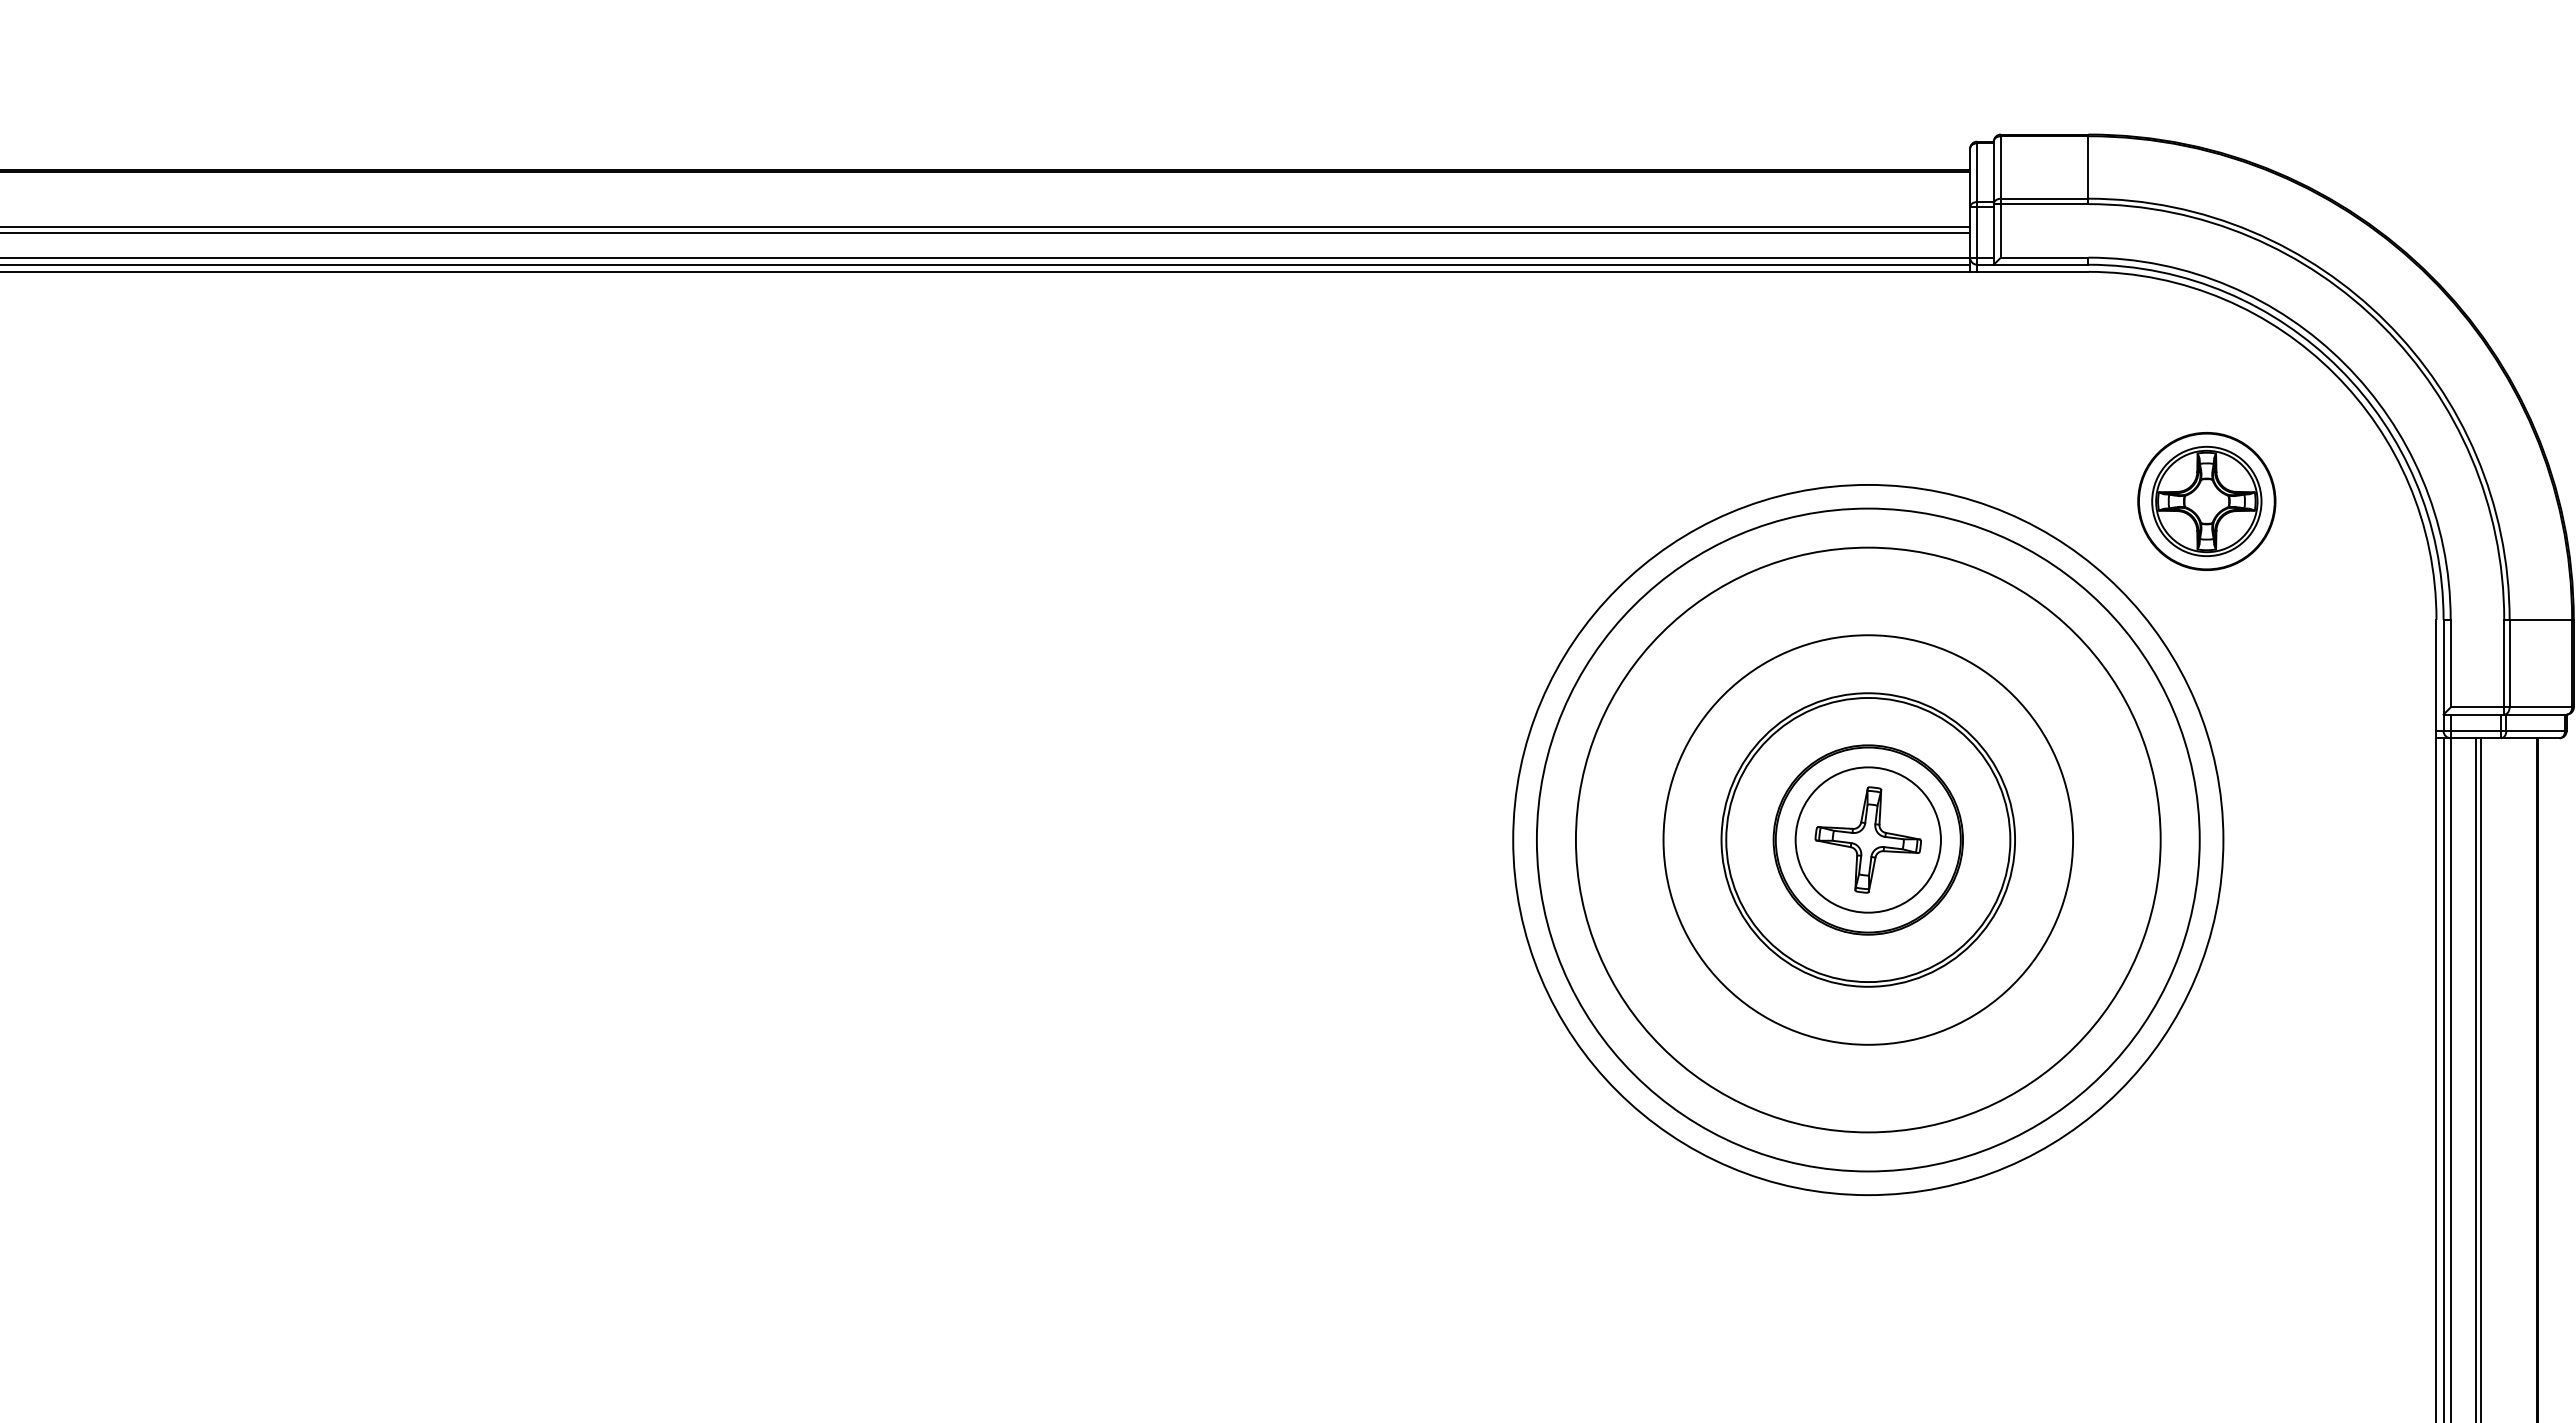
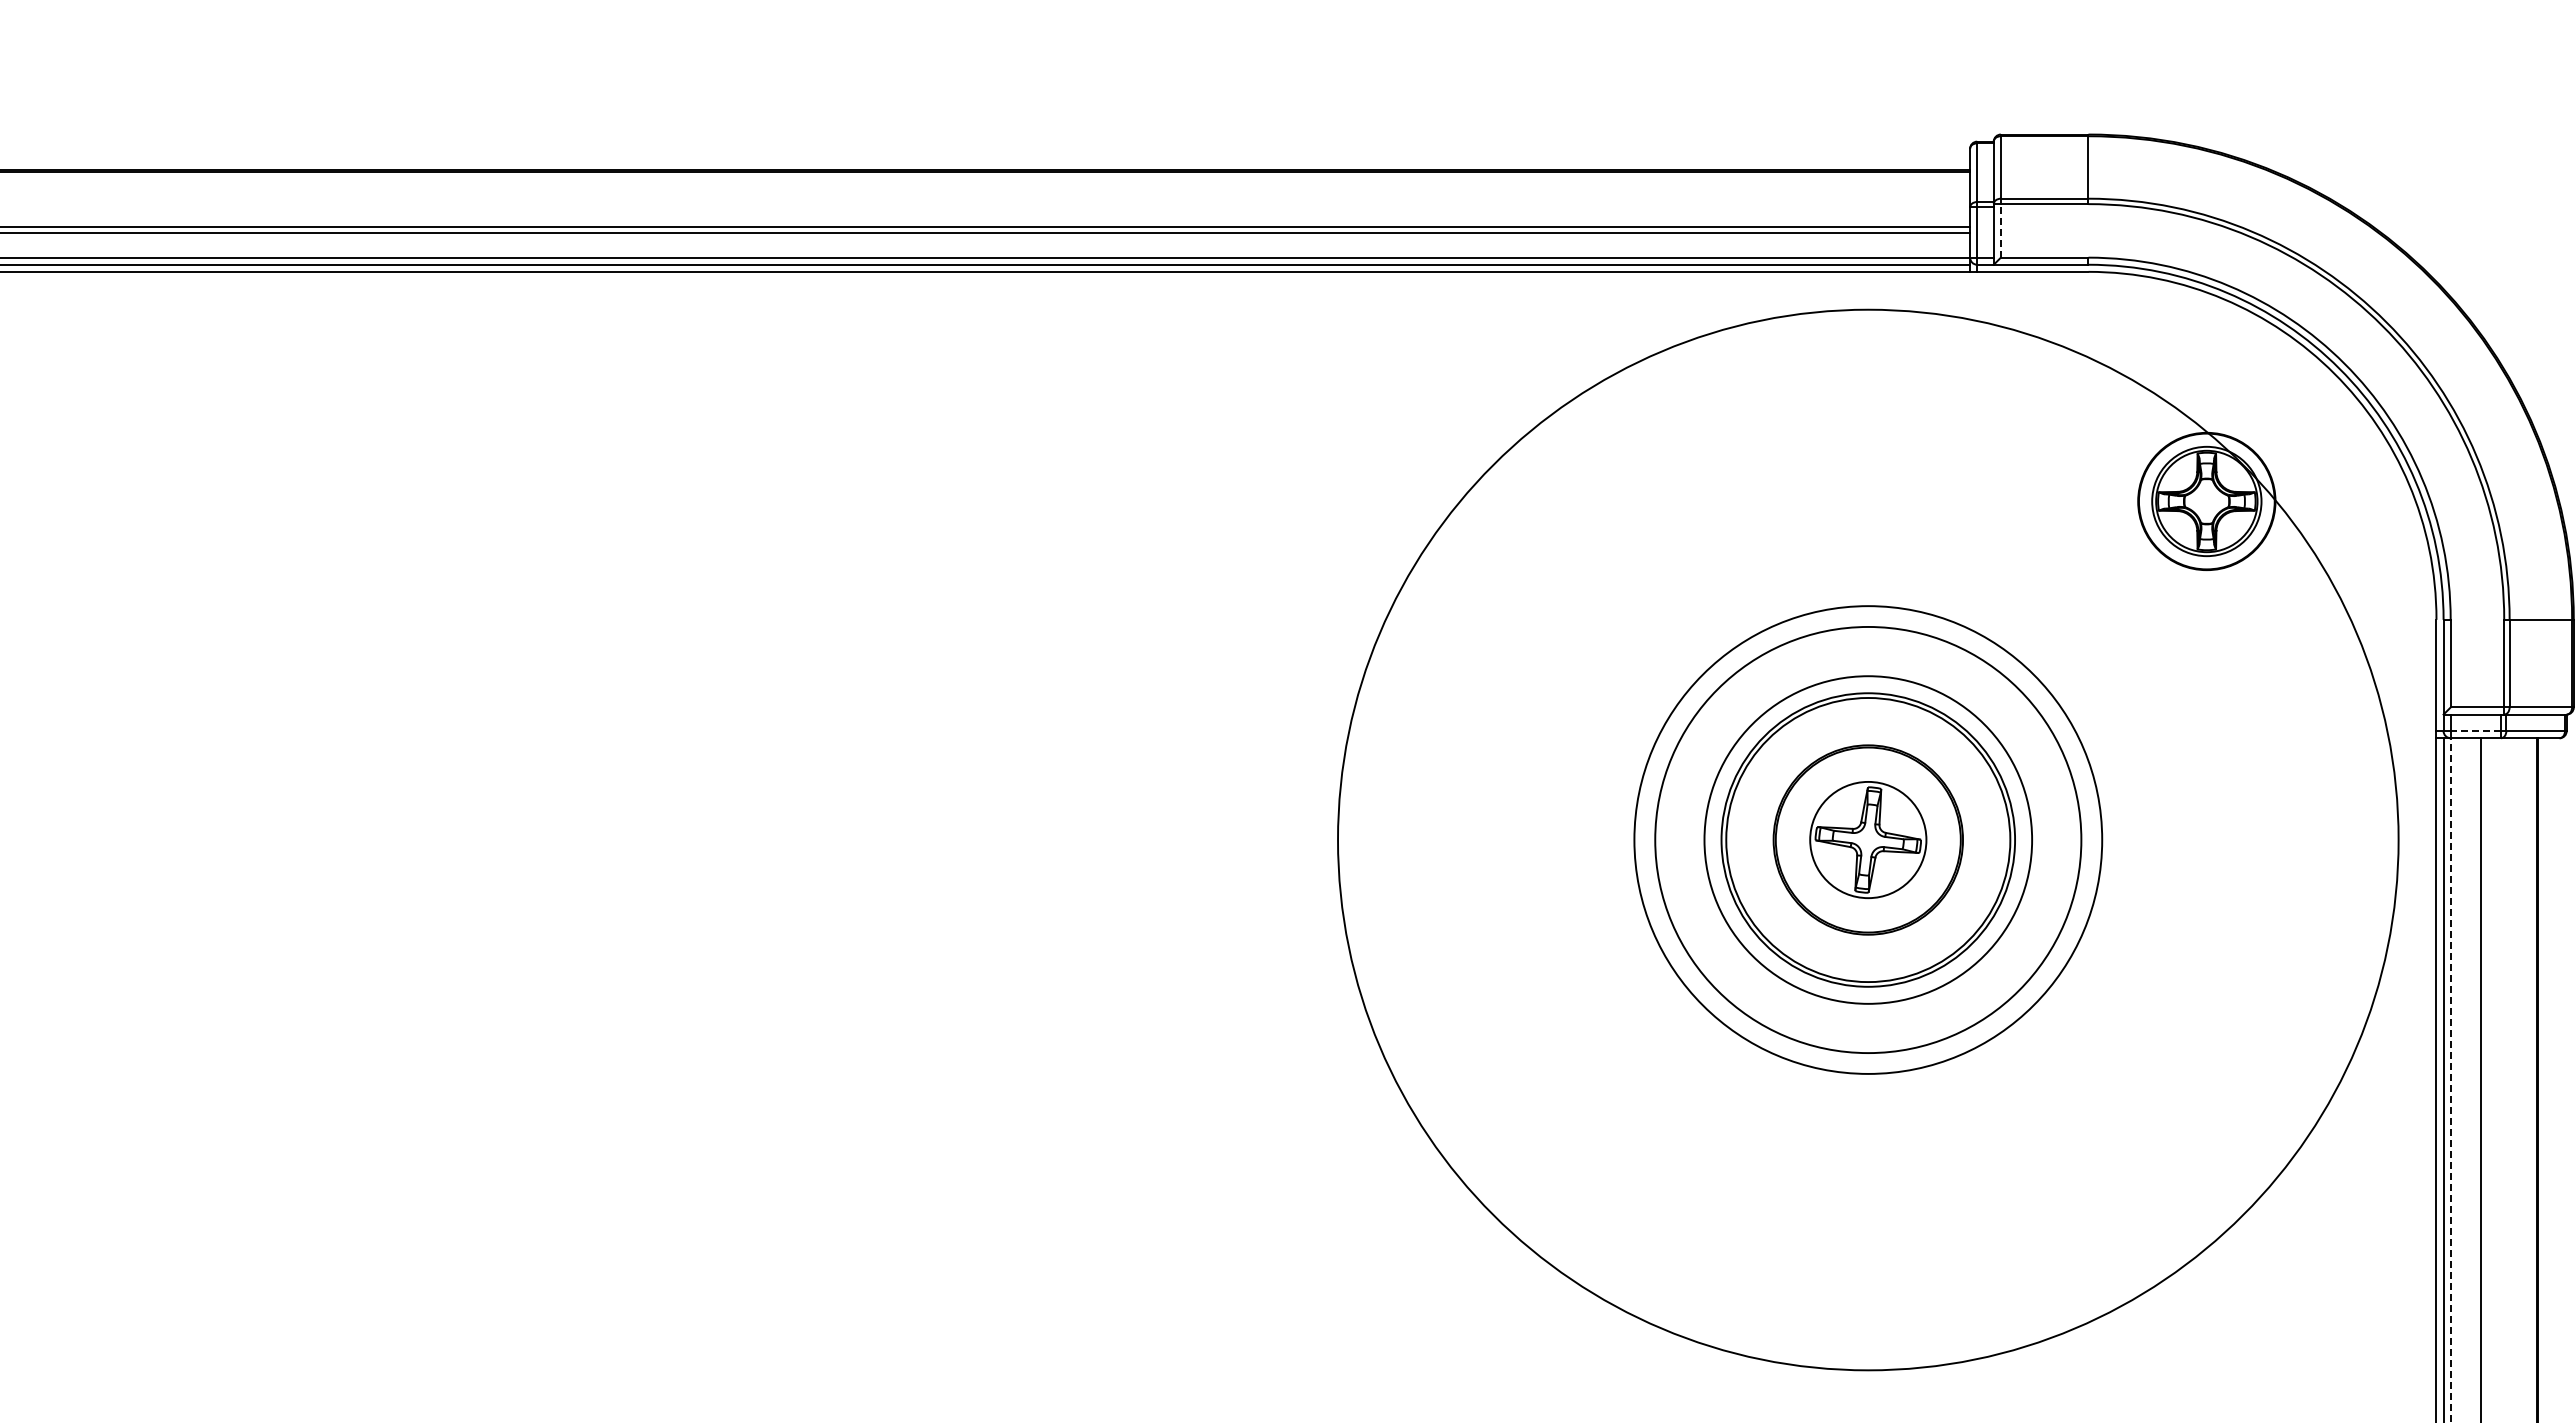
line: solid -> dashed (2000, 230)
line: solid -> dashed (2475, 731)
circle diameter: 145 px -> 116 px (1868, 839)
circle diameter: 585 px -> 468 px (1868, 839)
circle diameter: 663 px -> 1061 px (1868, 839)
circle diameter: 410 px -> 328 px (1868, 839)
circle diameter: 710 px -> 426 px (1868, 839)
line: present -> none (2475, 1078)
line: solid -> dashed (2450, 1079)
